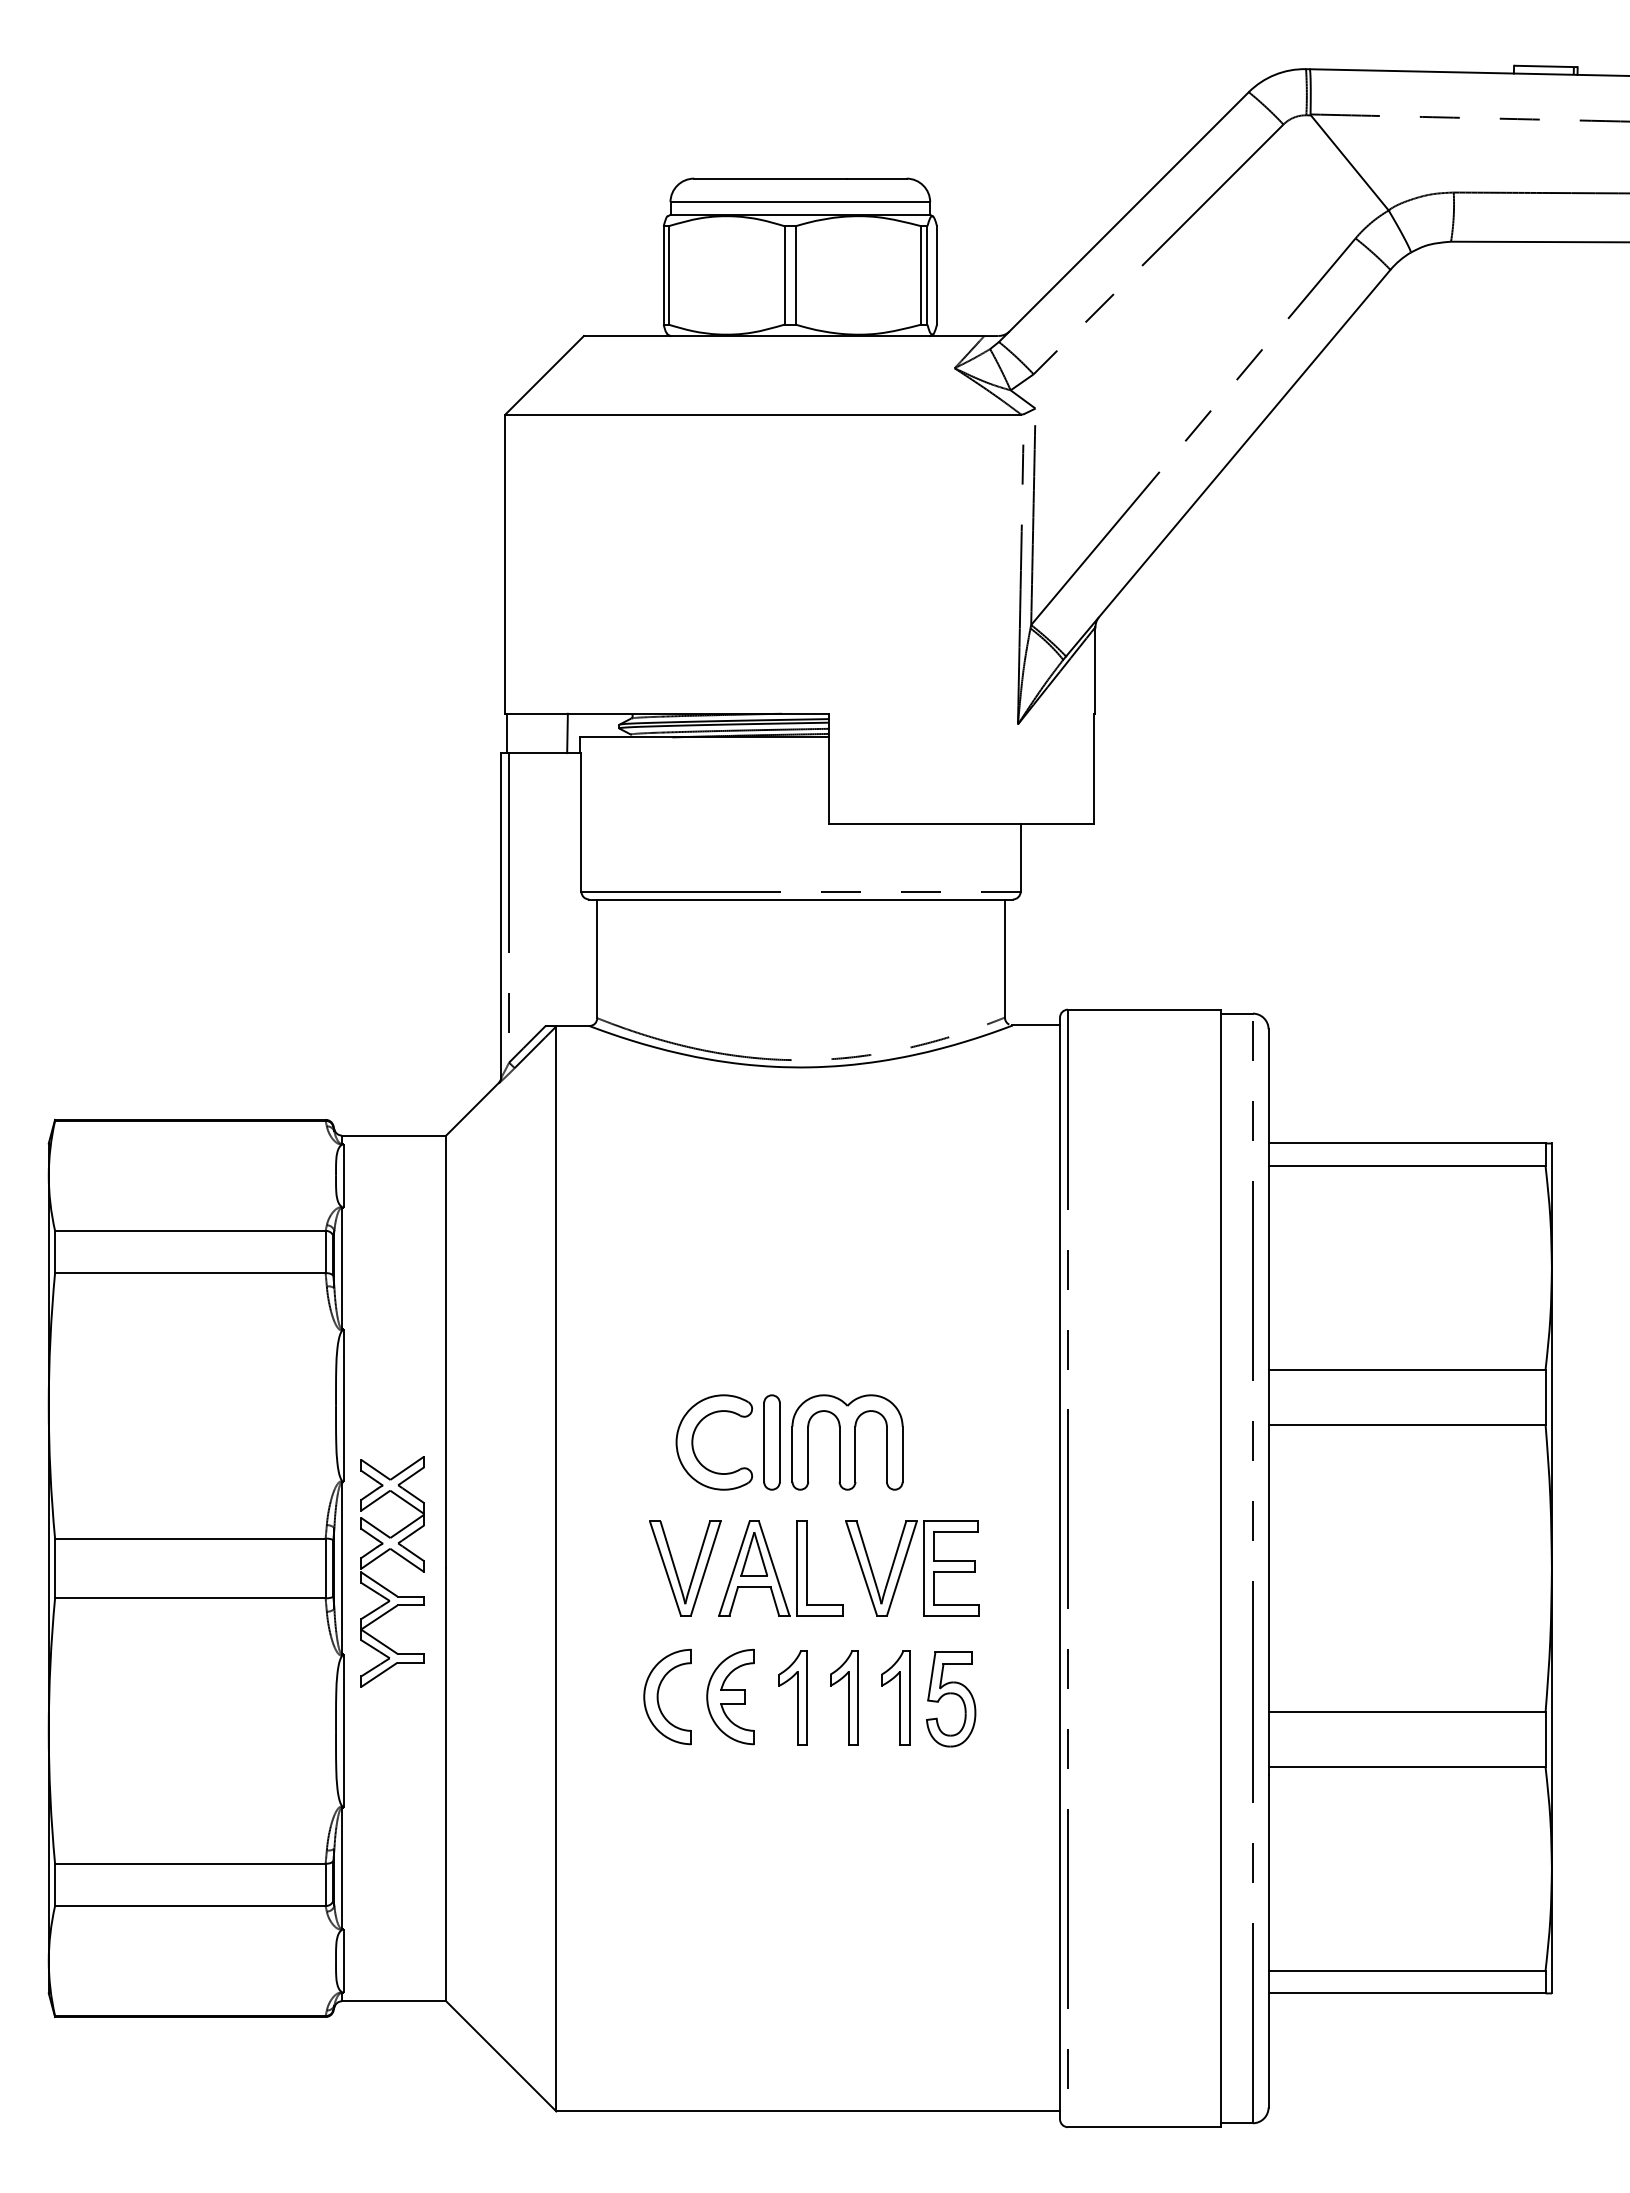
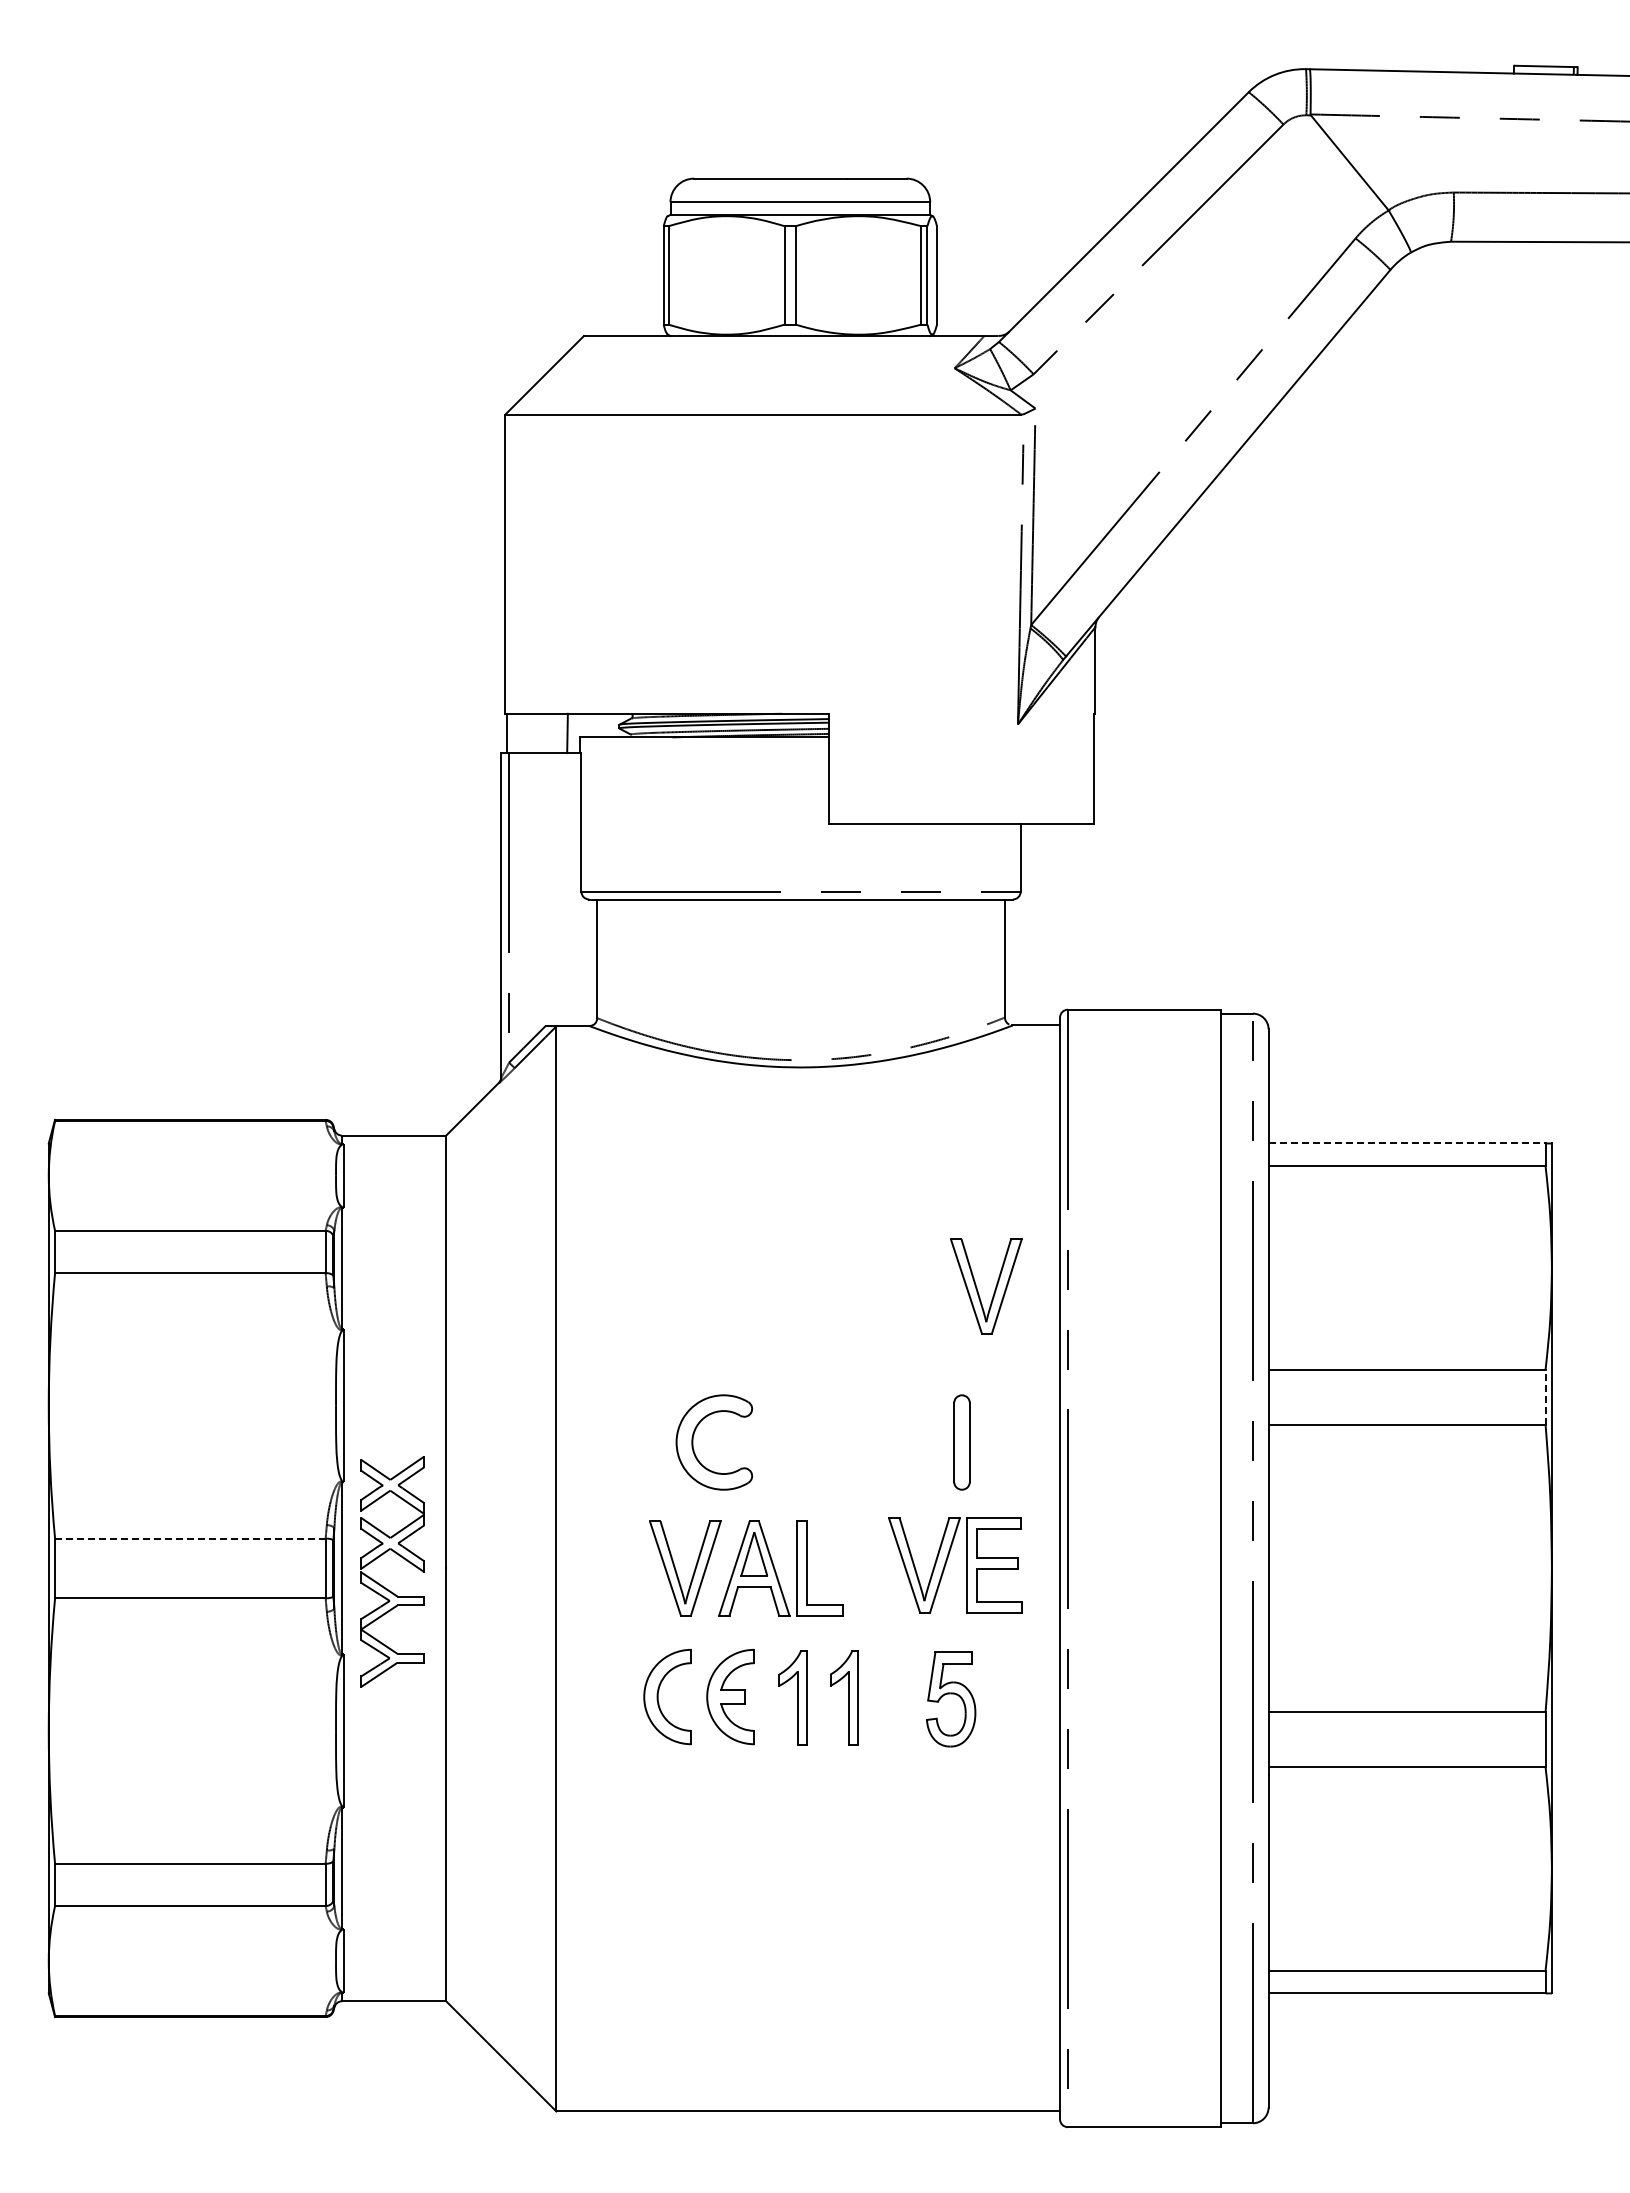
line: solid -> dashed (1407, 1143)
part: none -> present (994, 1289)
line: solid -> dashed (1545, 1397)
part position: (771, 1442) -> (961, 1442) (961, 1442)
part: present -> none (847, 1442)
line: solid -> dashed (190, 1538)
part position: (904, 1564) -> (947, 1561) (947, 1561)
part: present -> none (895, 1697)
